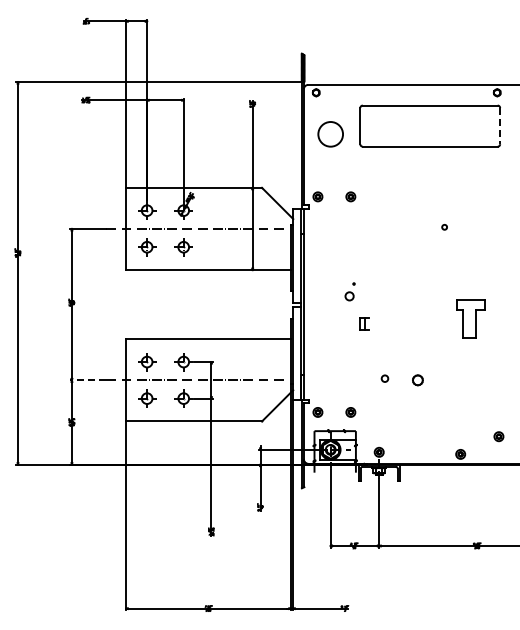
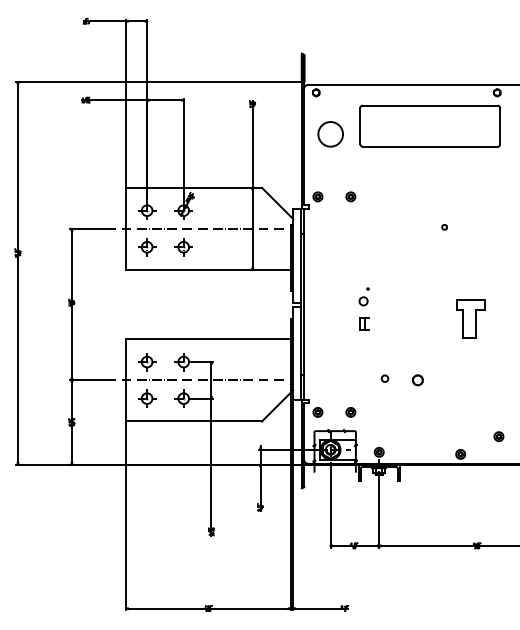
line: dashed -> solid (500, 126)
part position: (349, 291) -> (363, 296) (363, 296)
line: dashed -> solid (87, 380)
